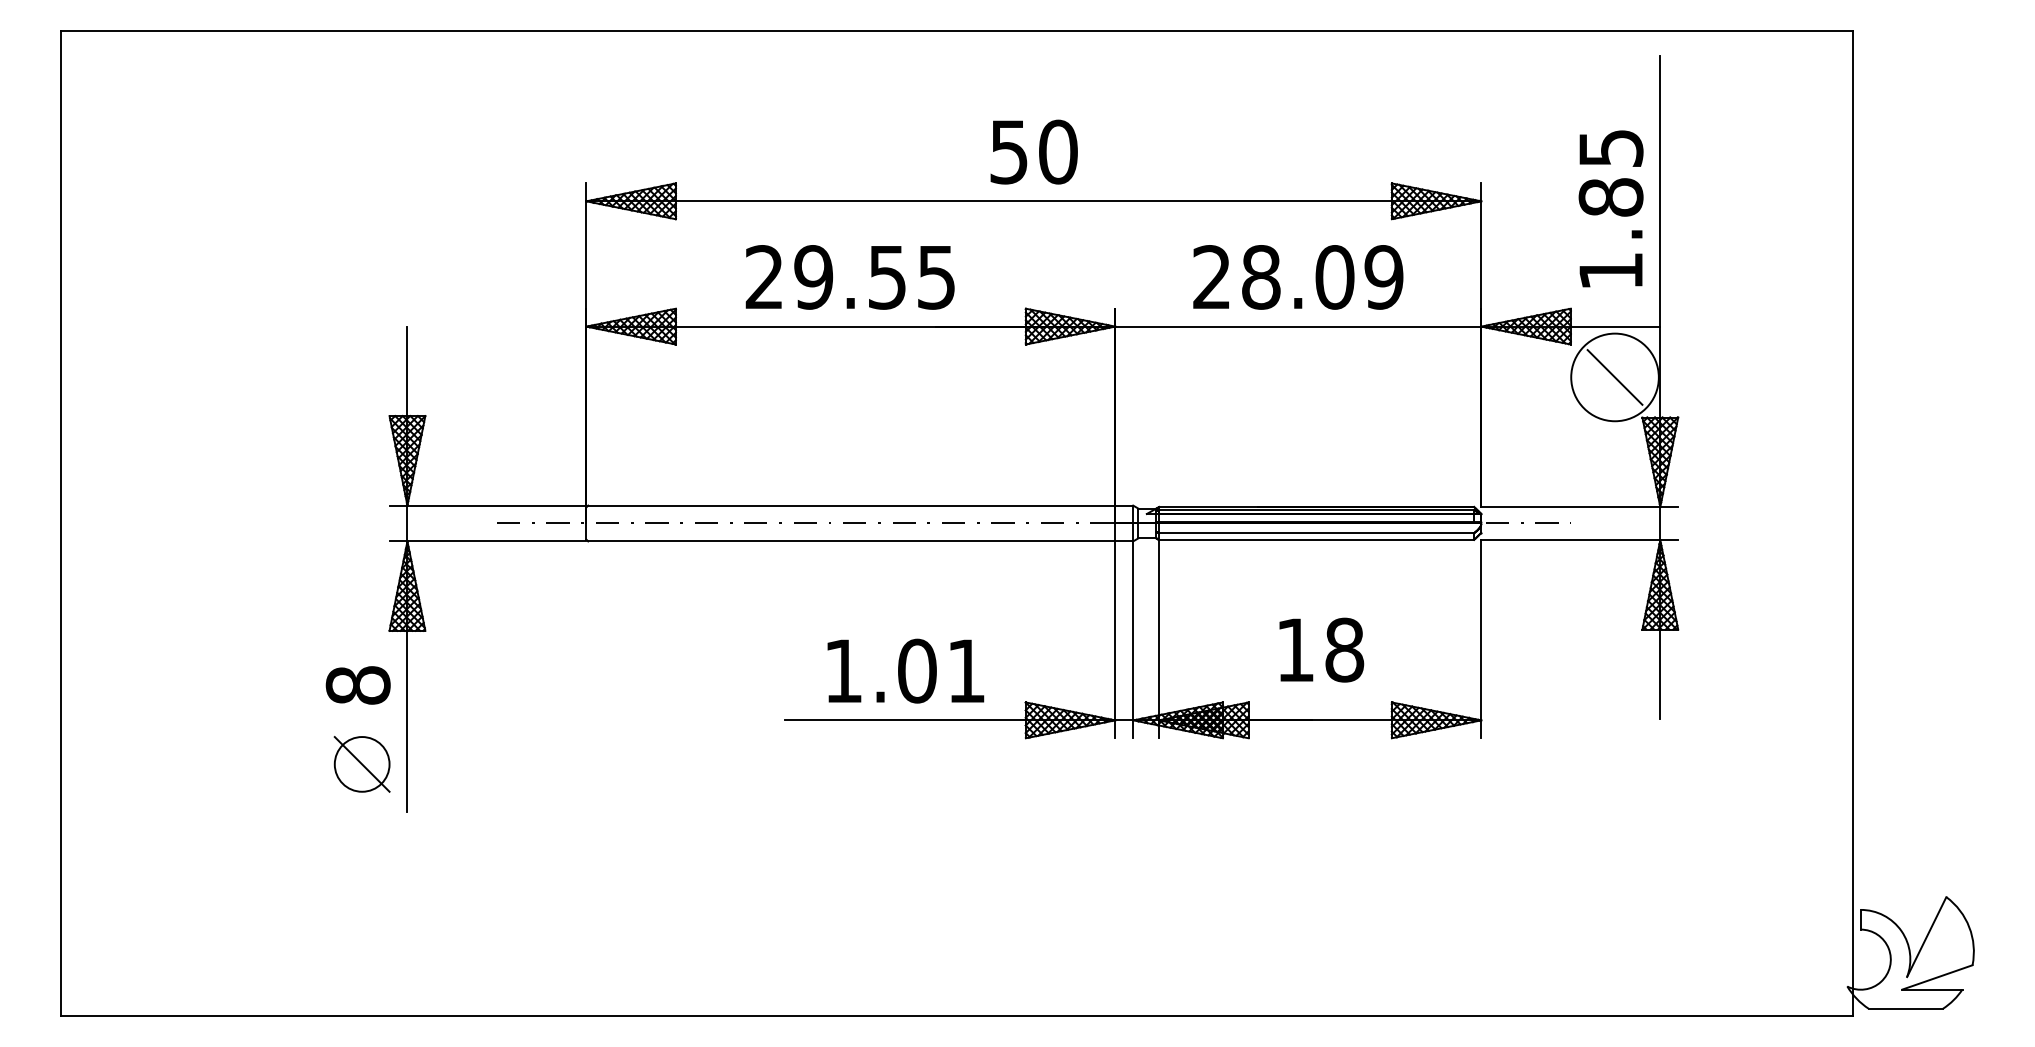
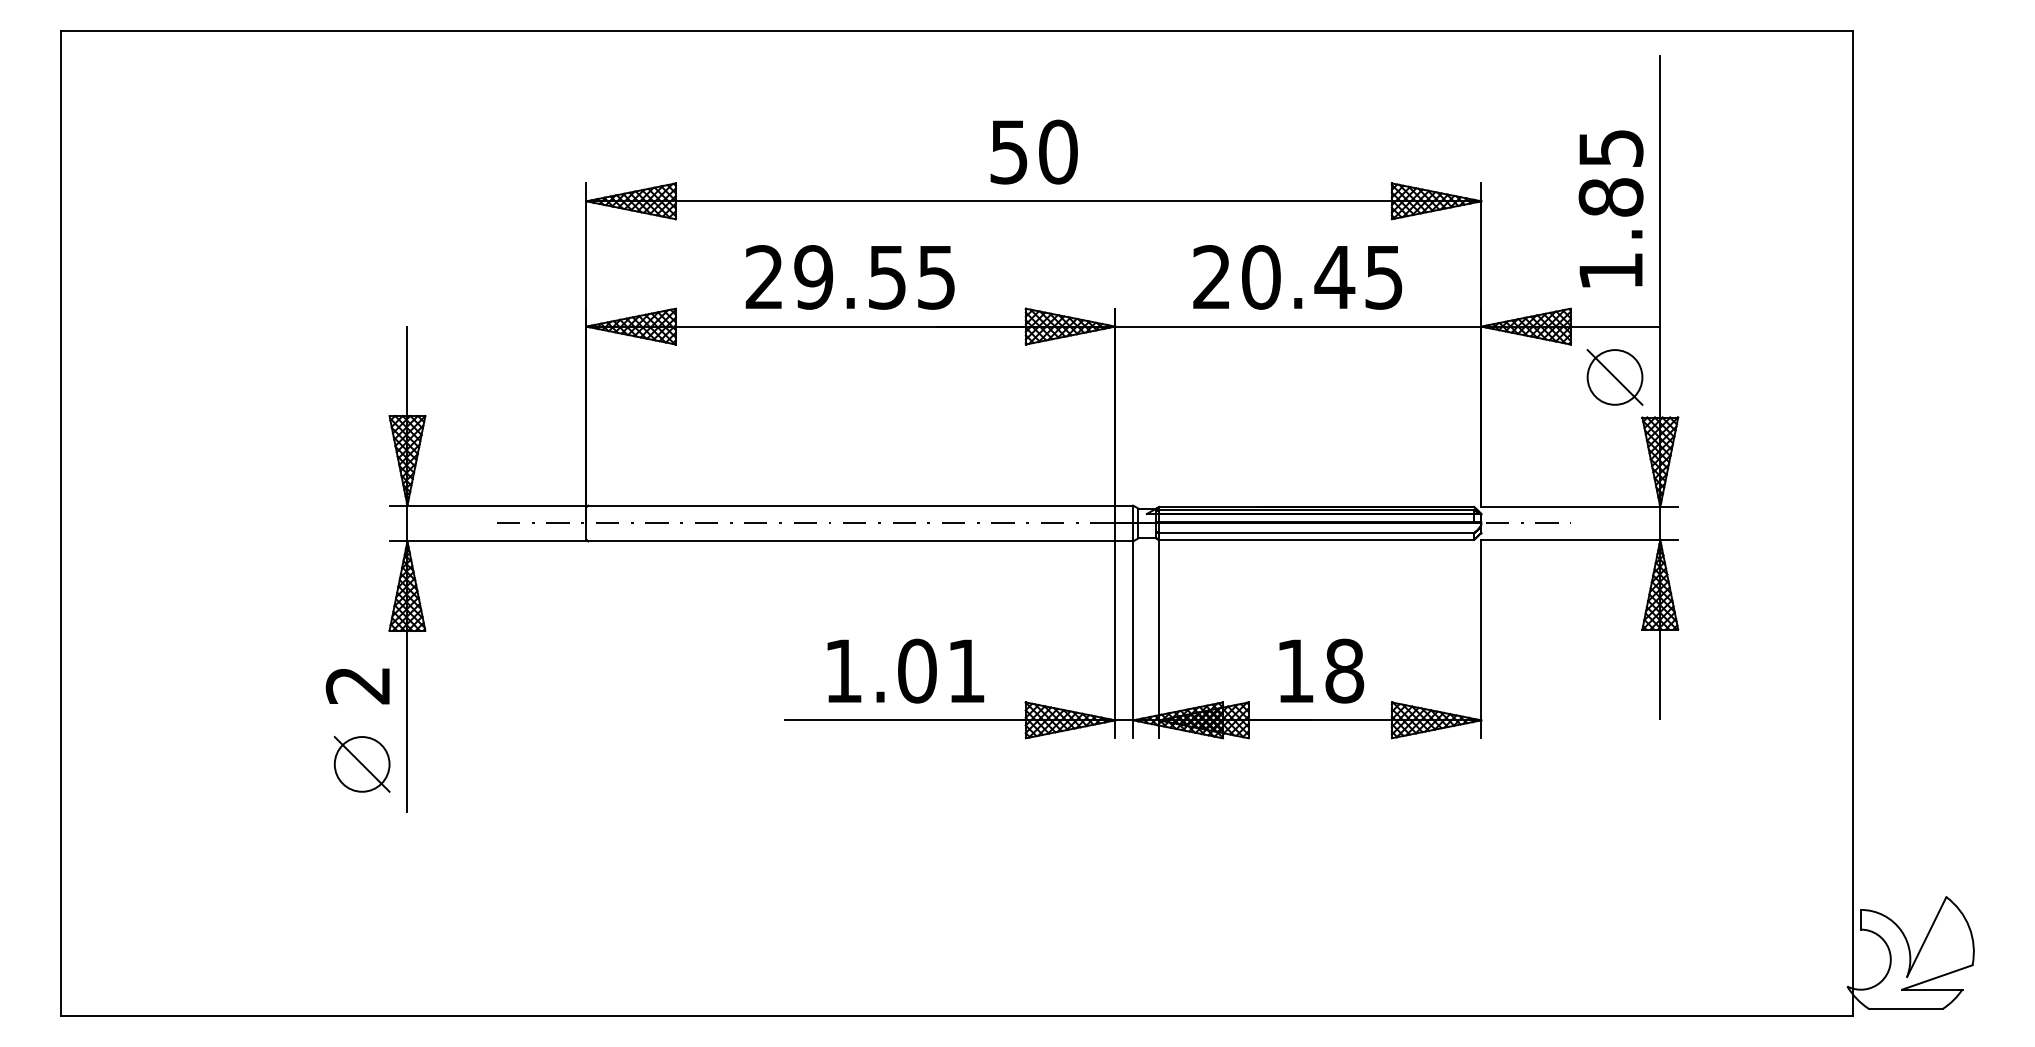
text: 28.09 -> 20.45 (1322, 277)
circle diameter: 88 px -> 55 px (1614, 377)
text position: (1321, 649) -> (1321, 670) (1321, 670)
text: 8 -> 2 (357, 685)
